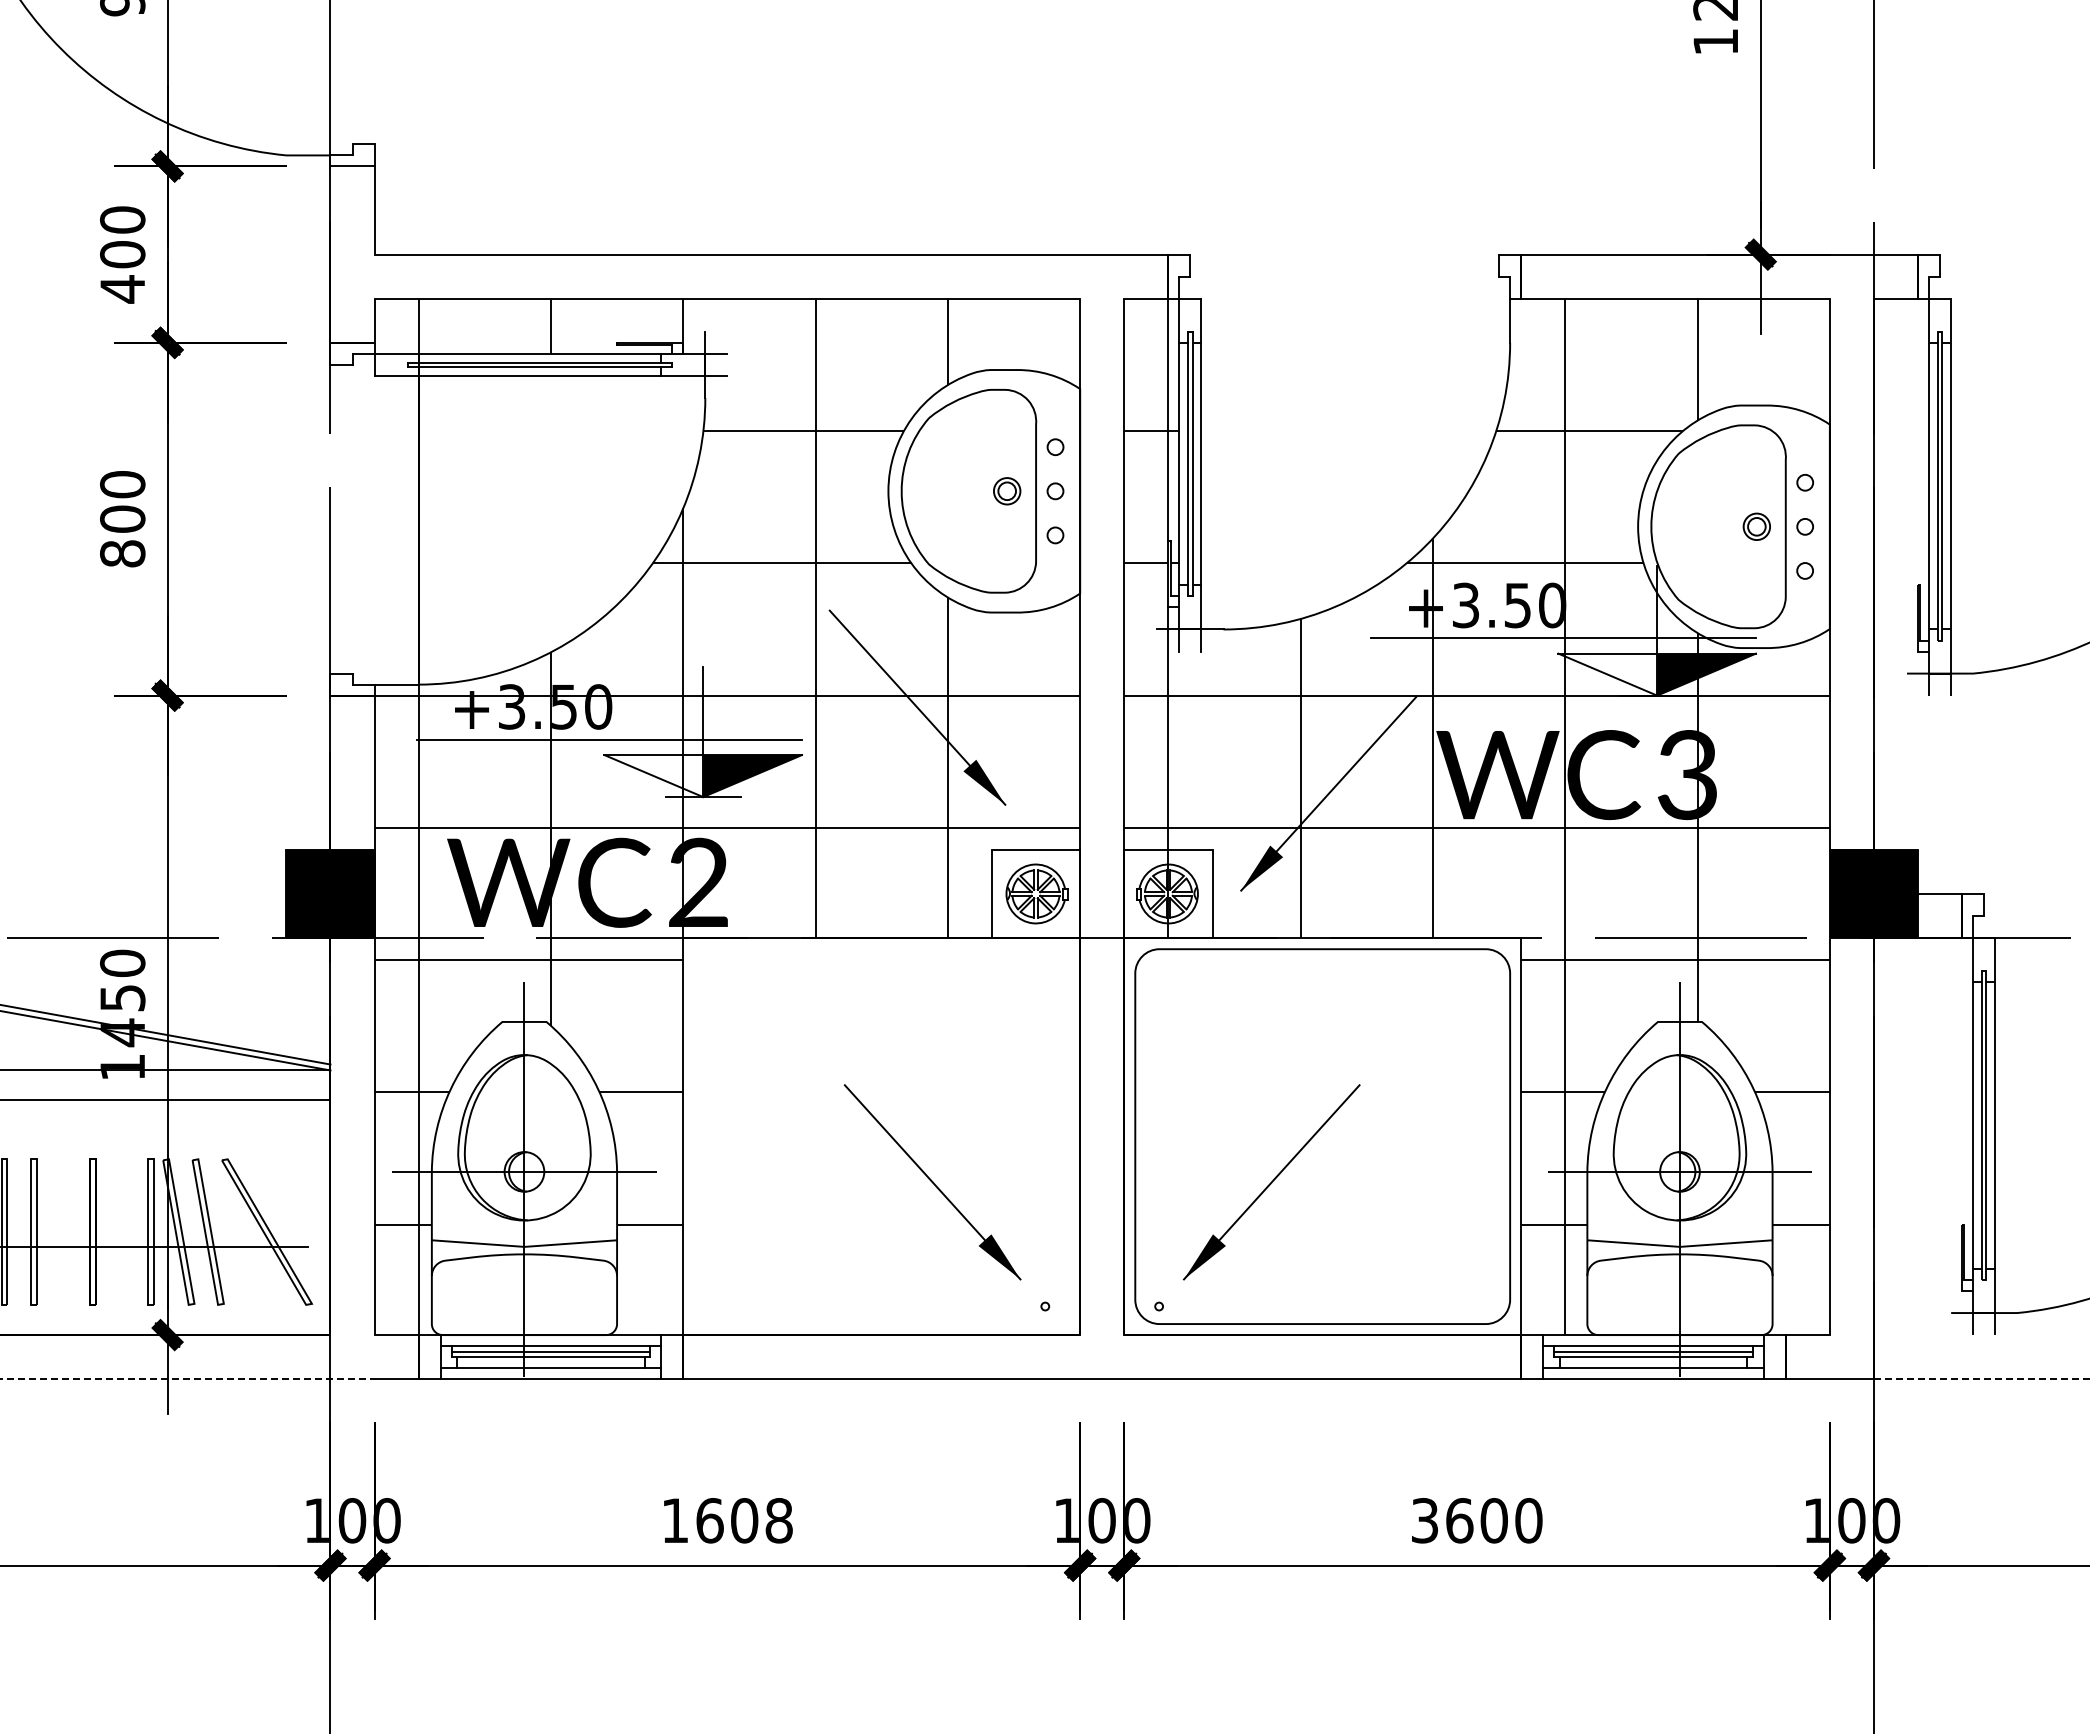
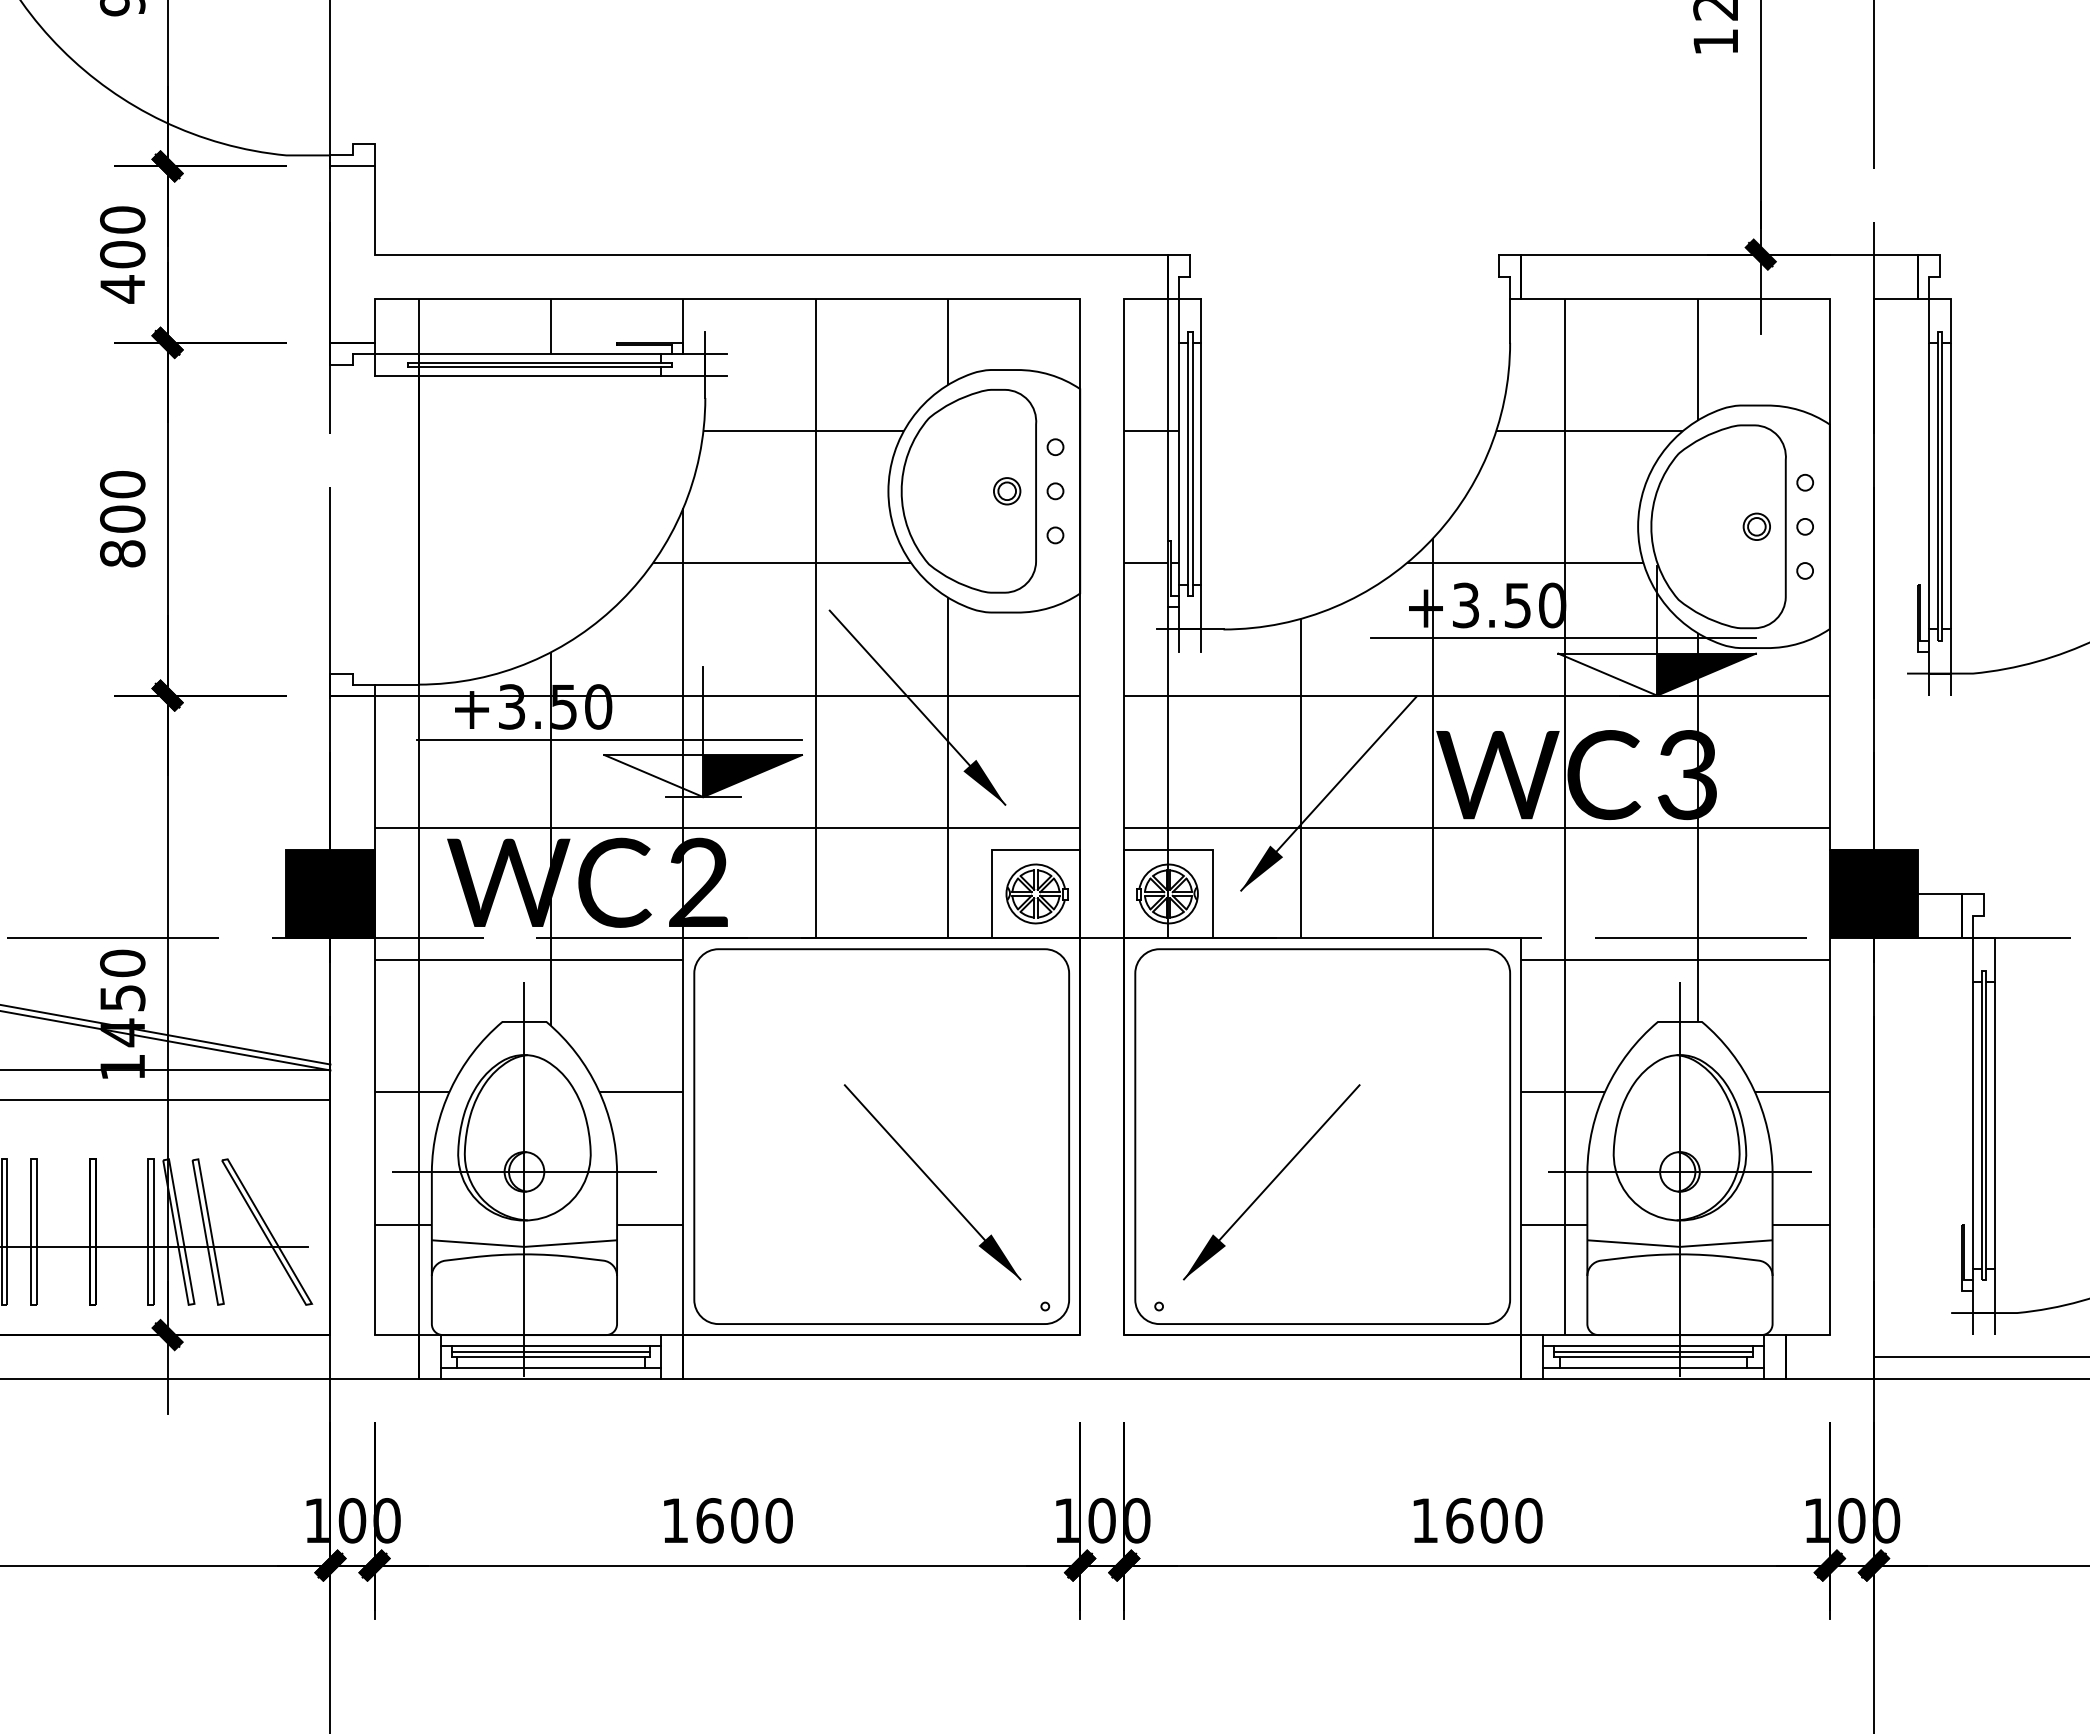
part: none -> present (881, 1136)
line: none -> present (1979, 1357)
line: dashed -> solid (187, 1379)
line: dashed -> solid (1981, 1379)
text: 1608 -> 1600 (778, 1520)
text: 3600 -> 1600 (1424, 1520)
